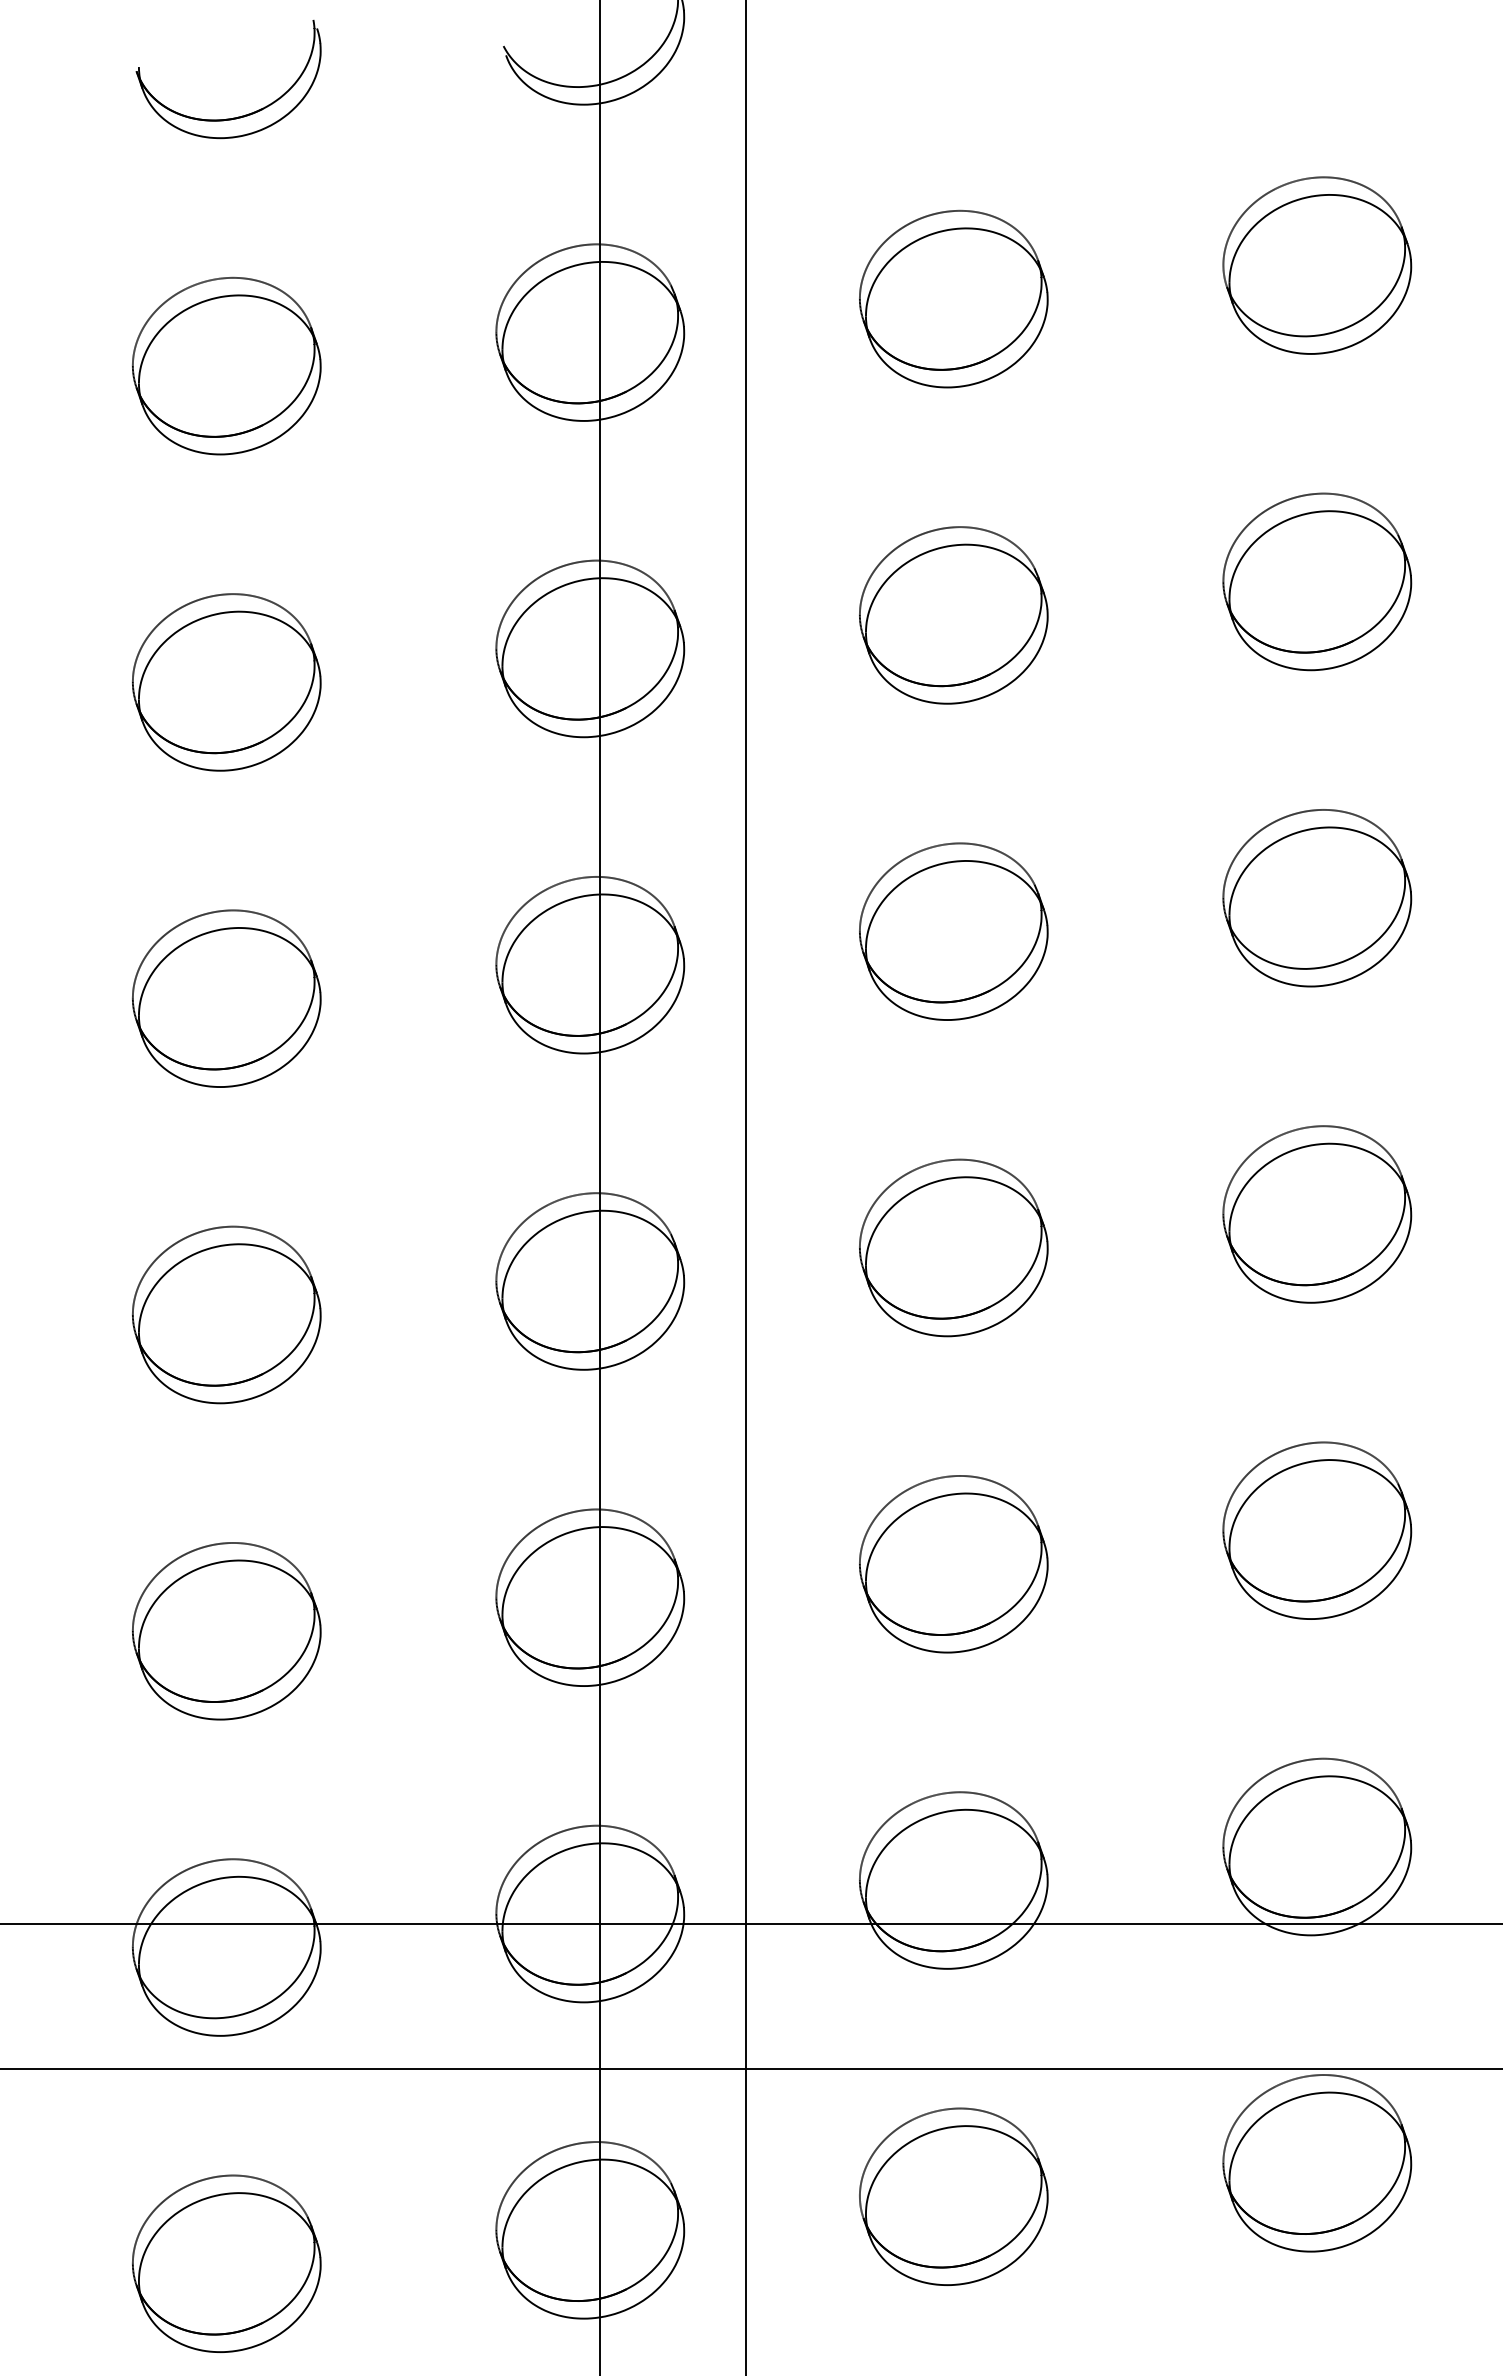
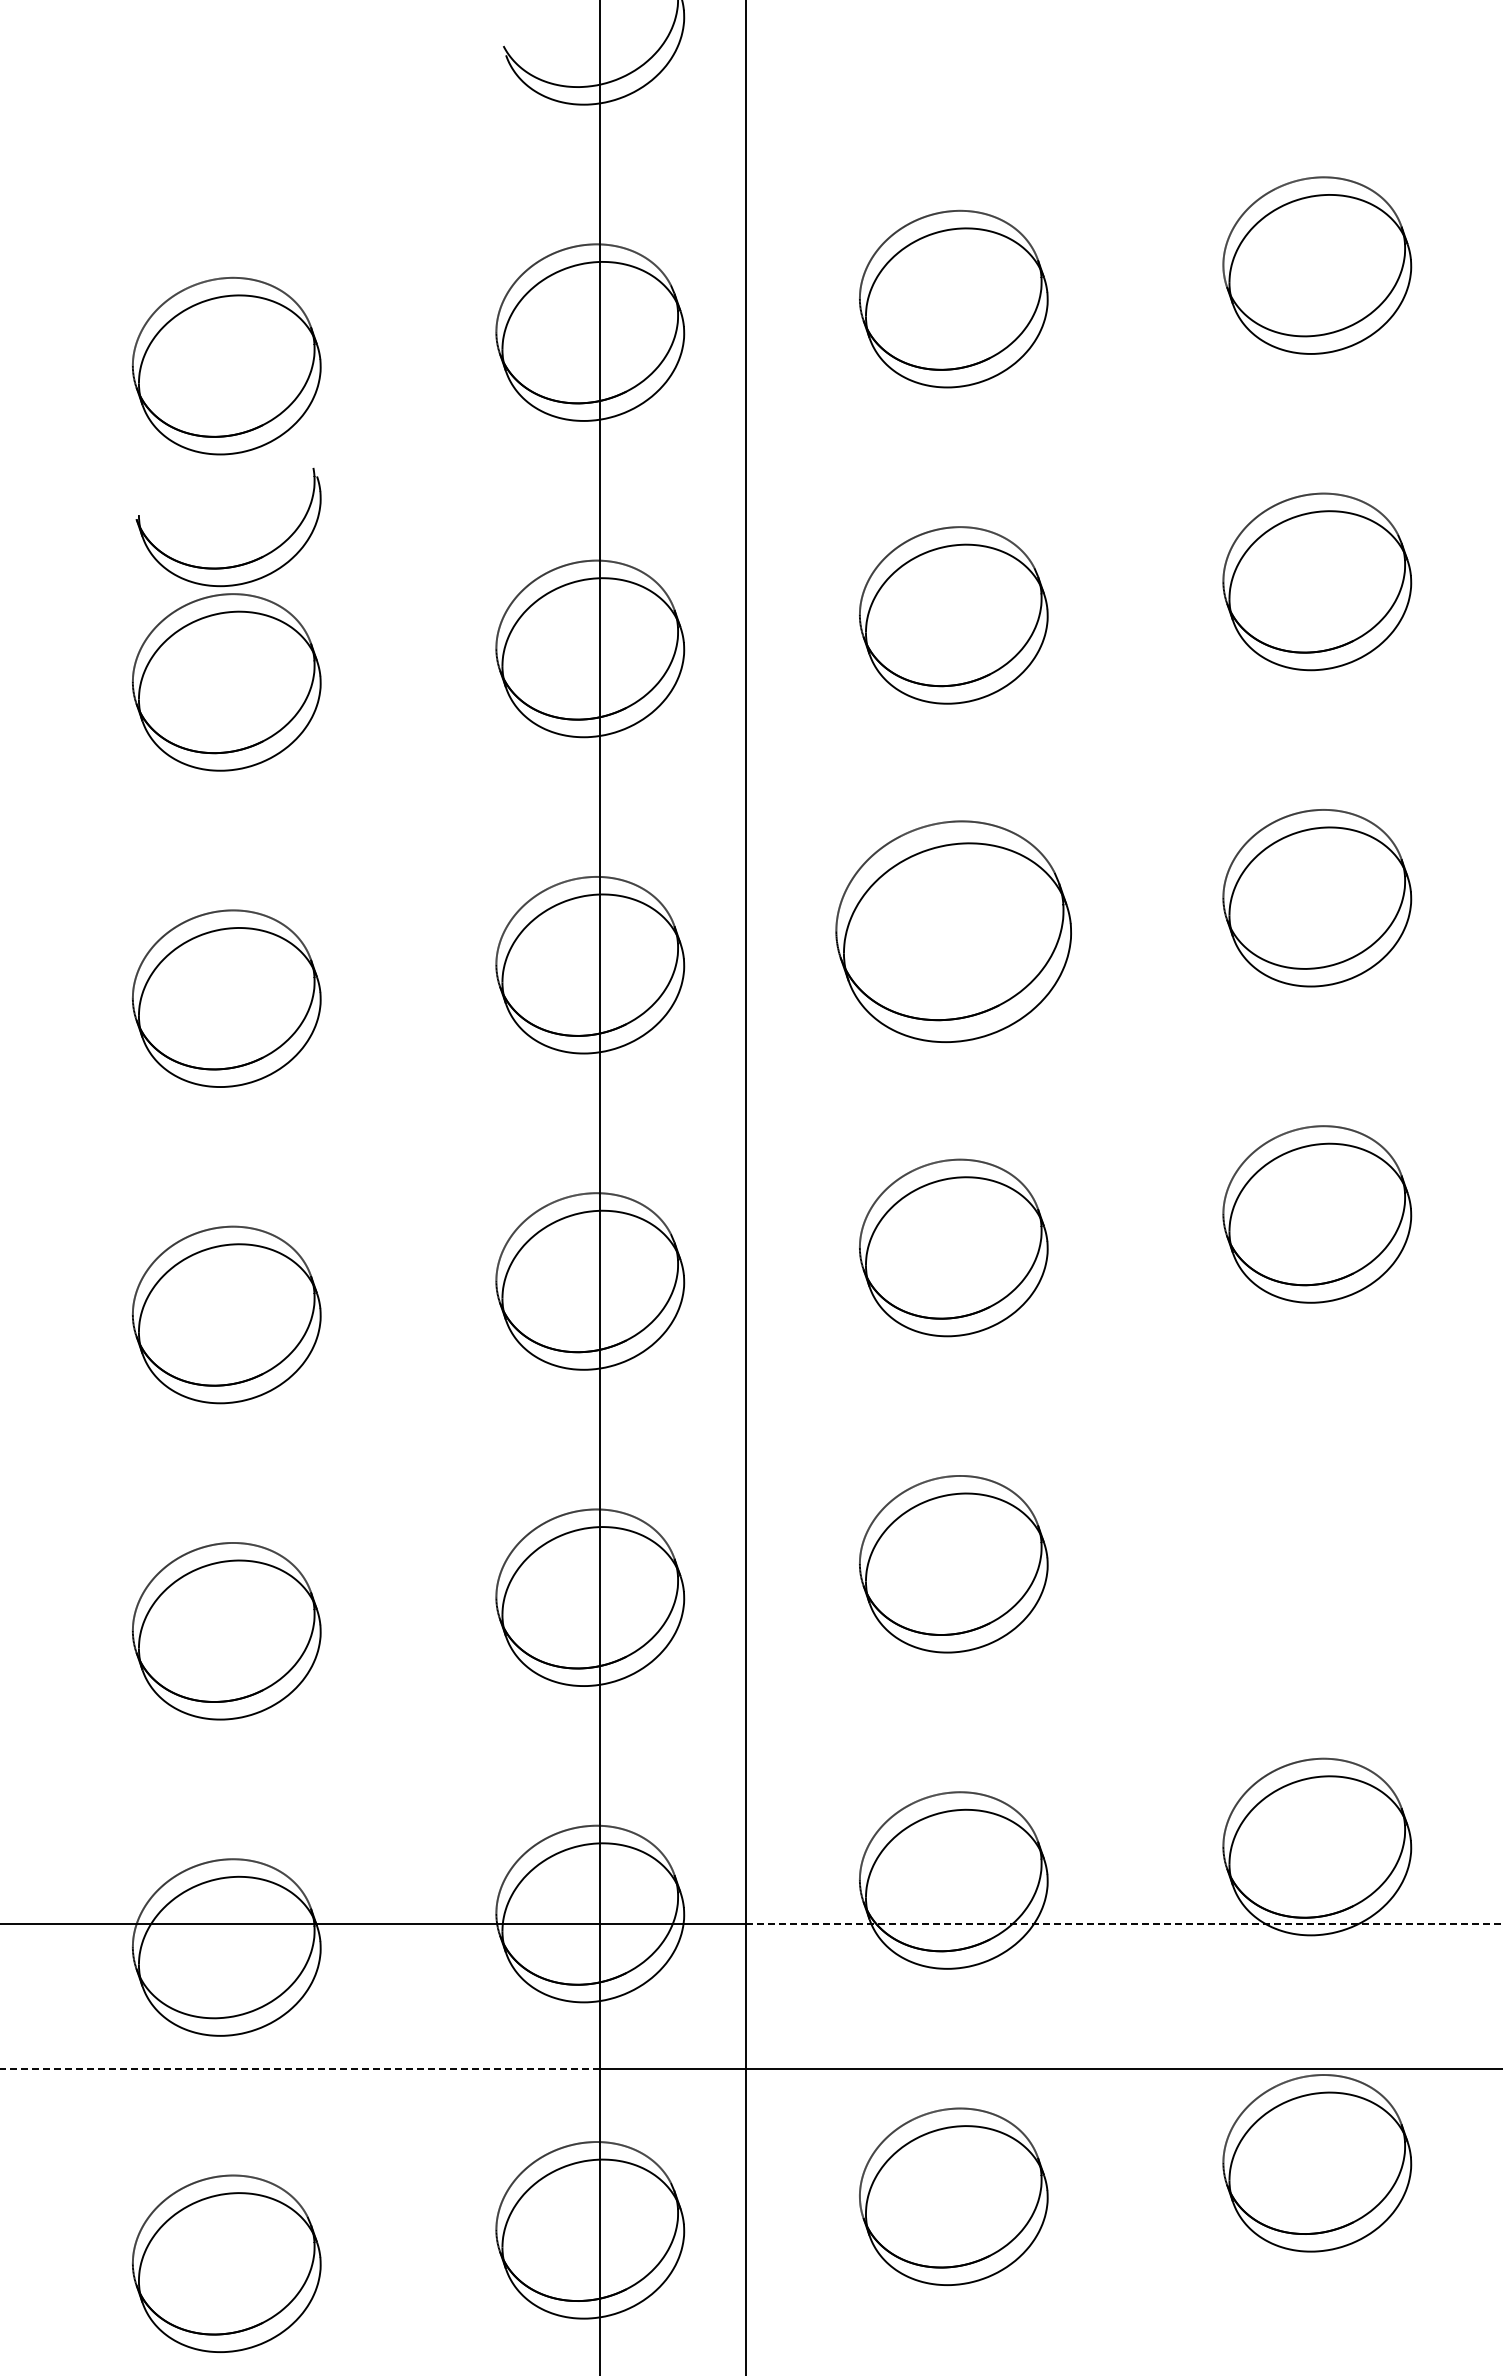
part position: (238, 116) -> (238, 564) (238, 564)
part size: 190x179 px -> 237x223 px (953, 931)
part: present -> none (1317, 1530)
line: solid -> dashed (1124, 1923)
line: solid -> dashed (300, 2069)
